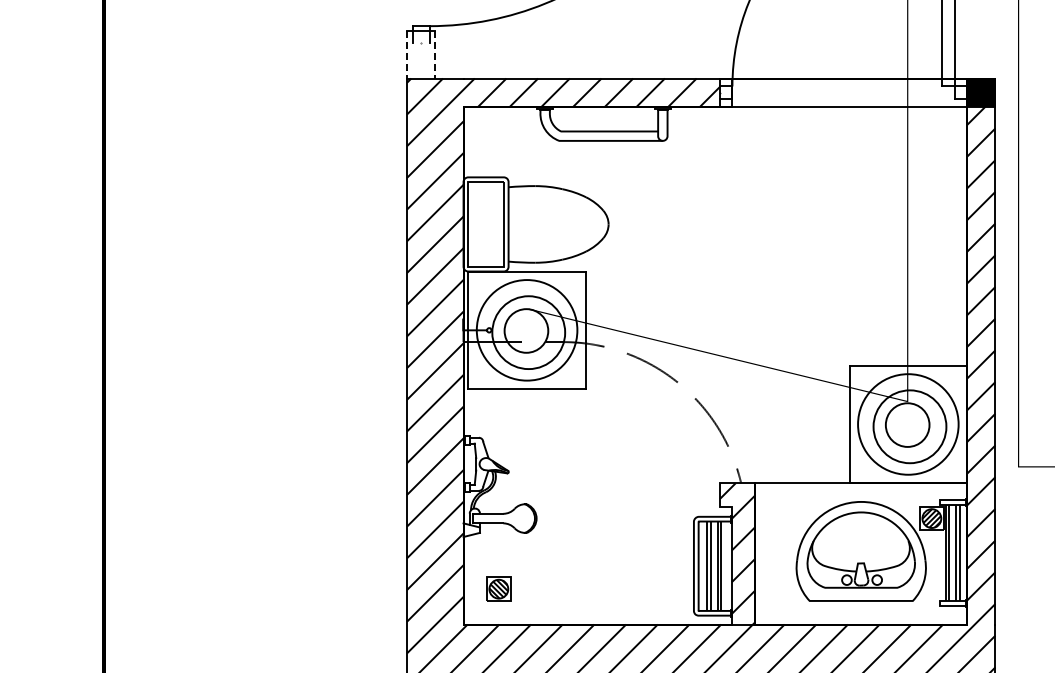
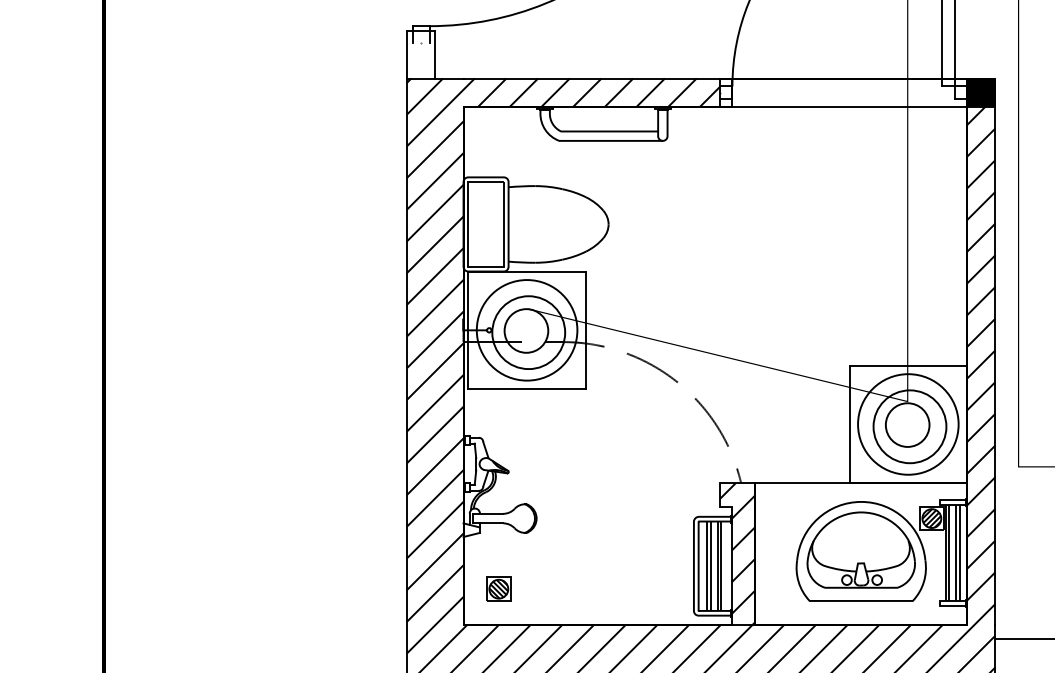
line: dashed -> solid (407, 55)
line: dashed -> solid (435, 55)
line: none -> present (1023, 638)
